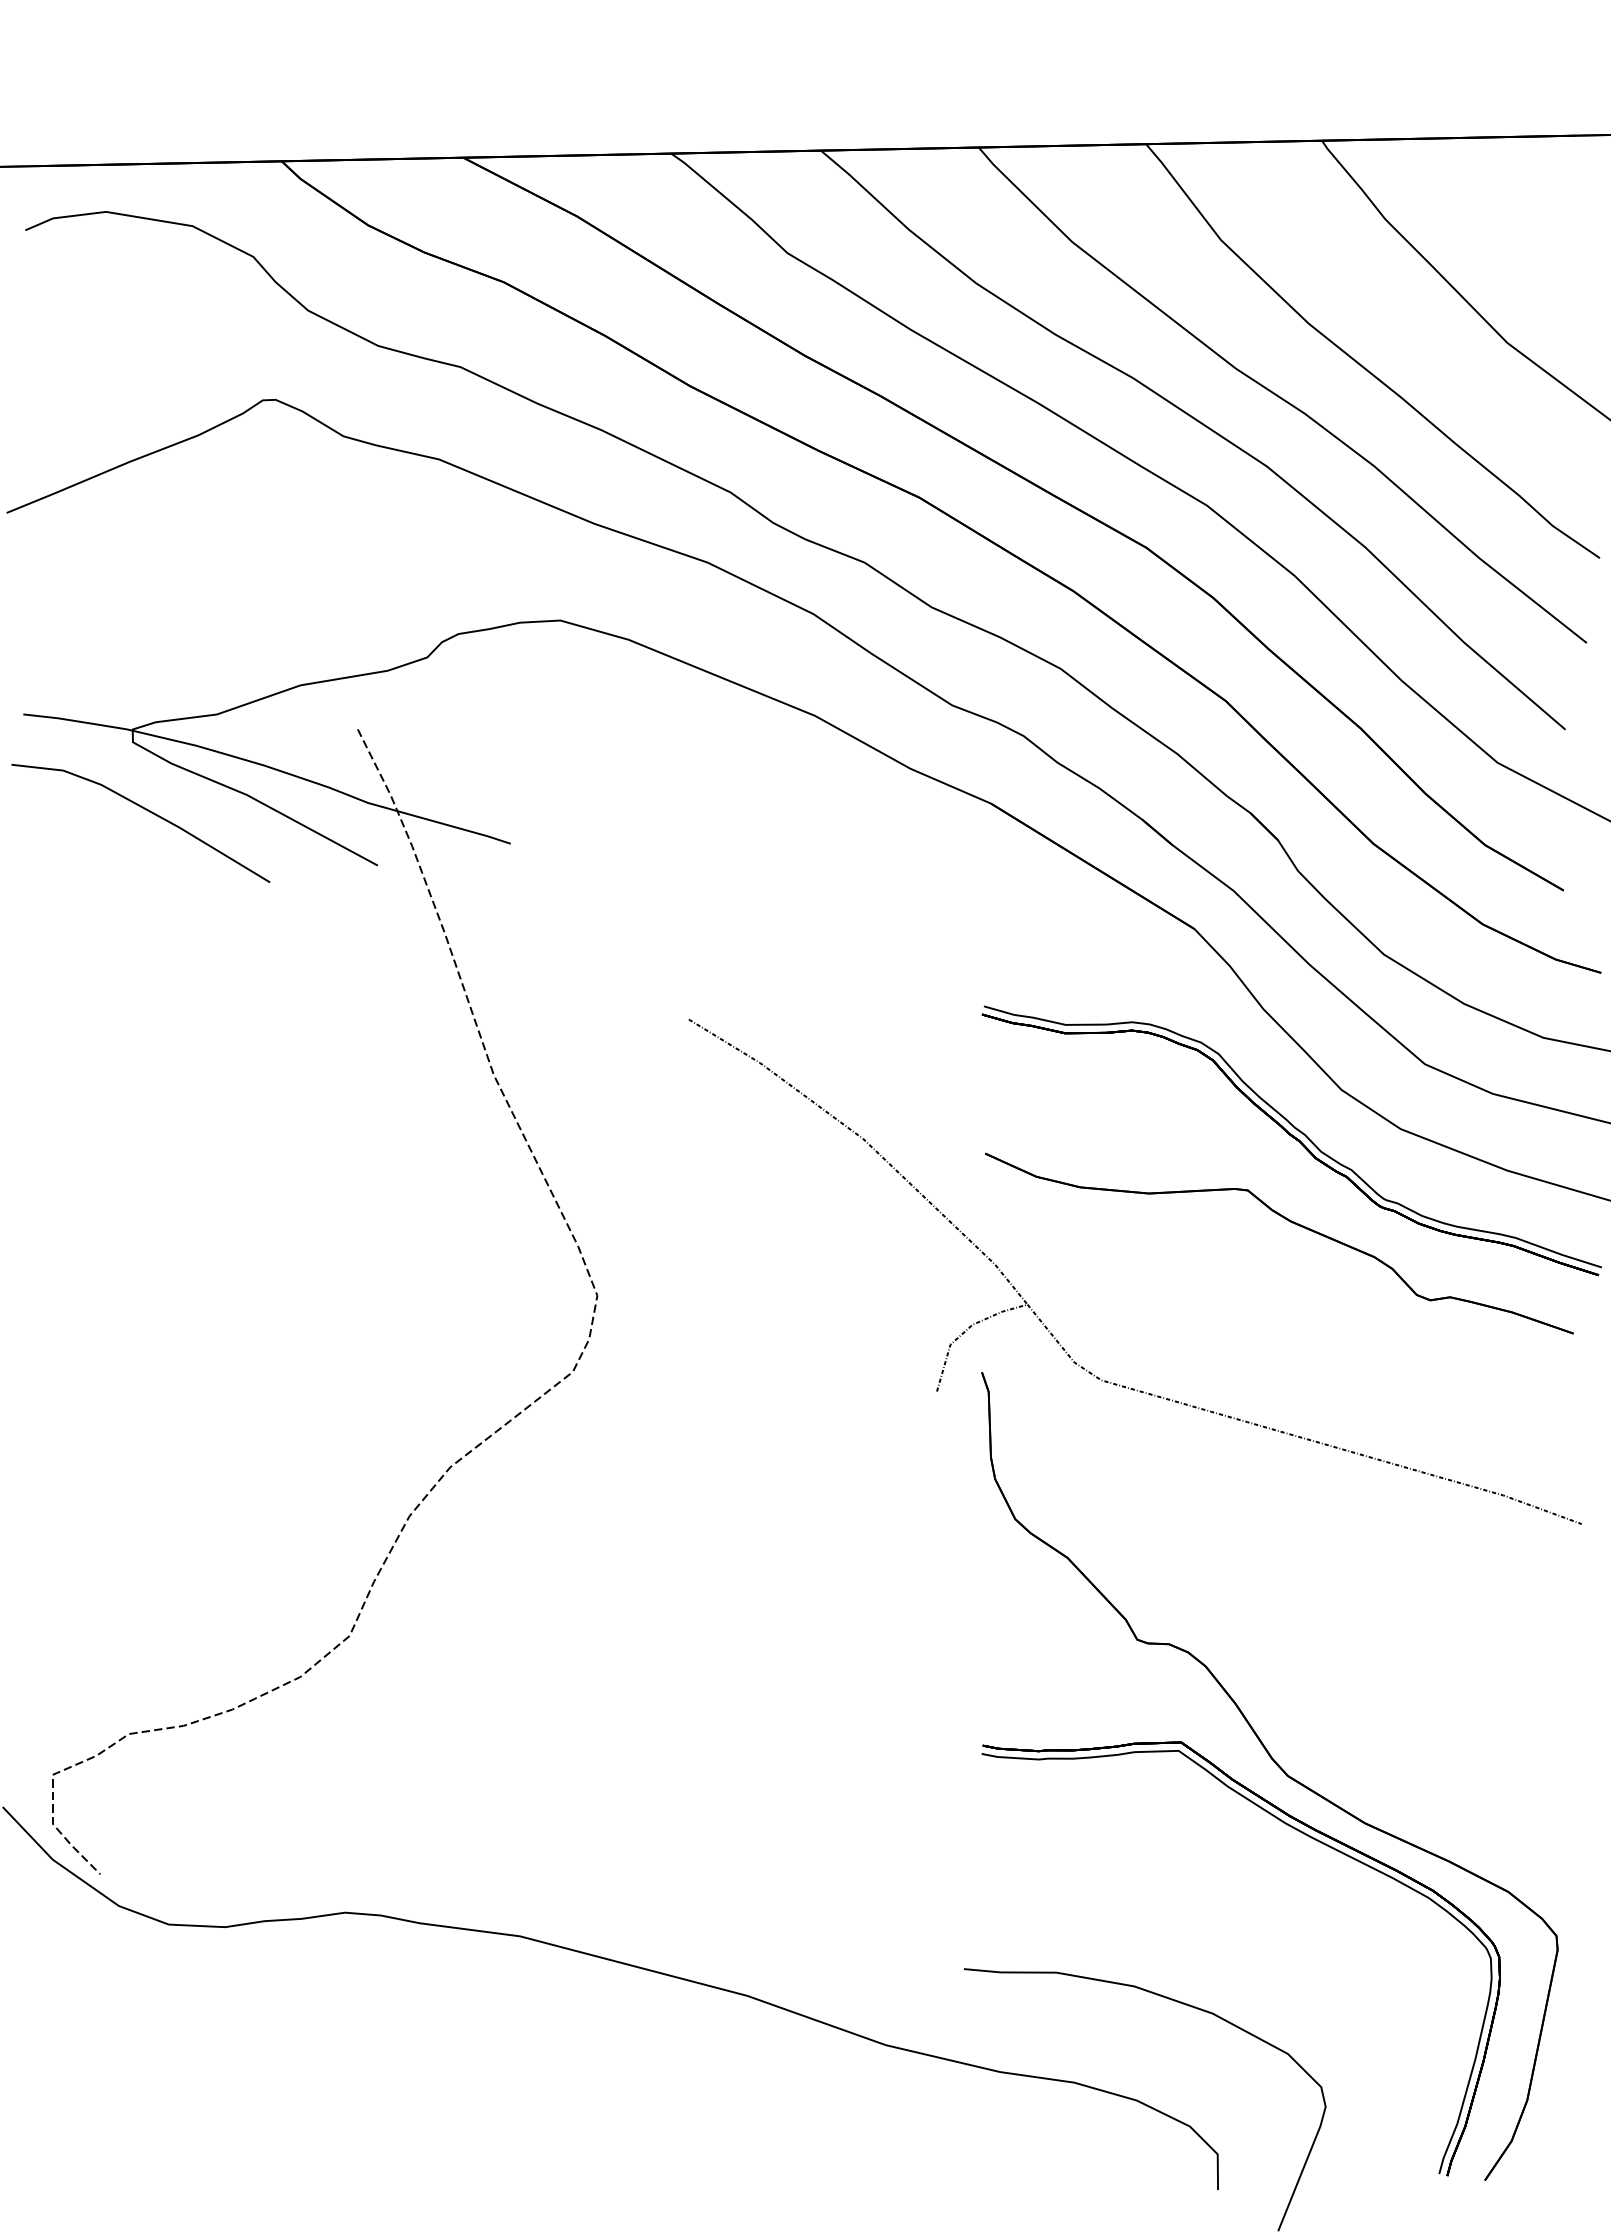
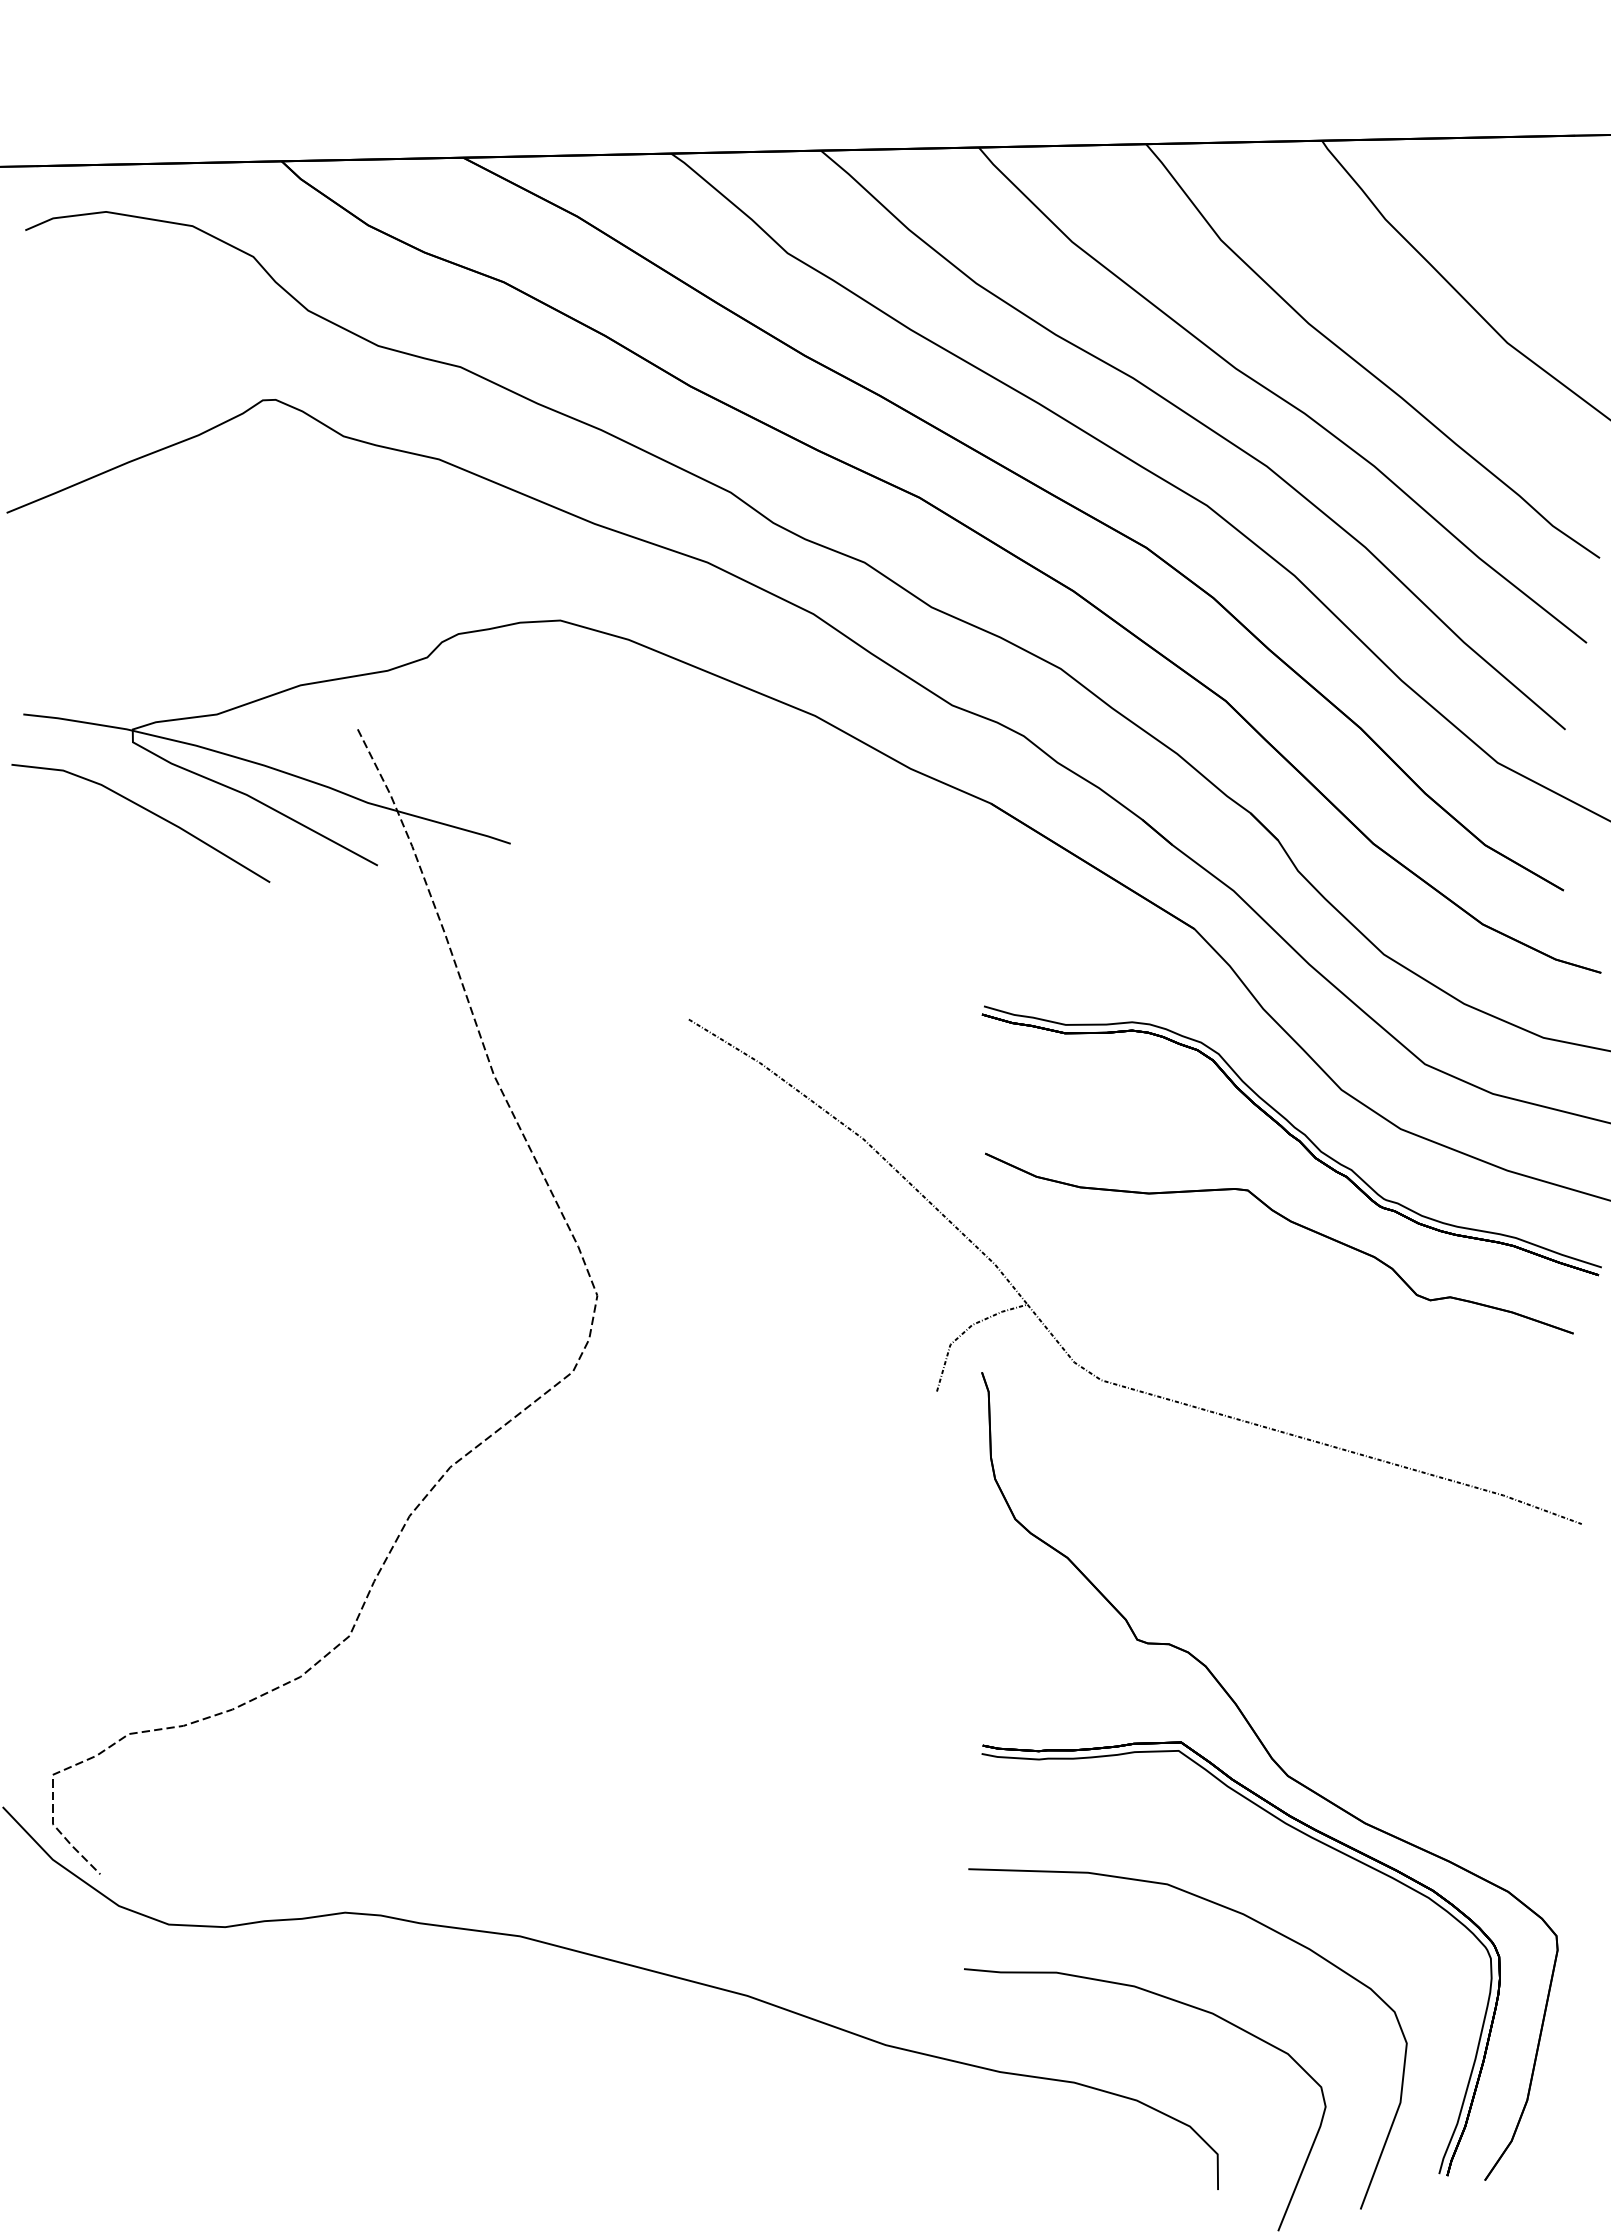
curve: none -> present (1250, 1919)
